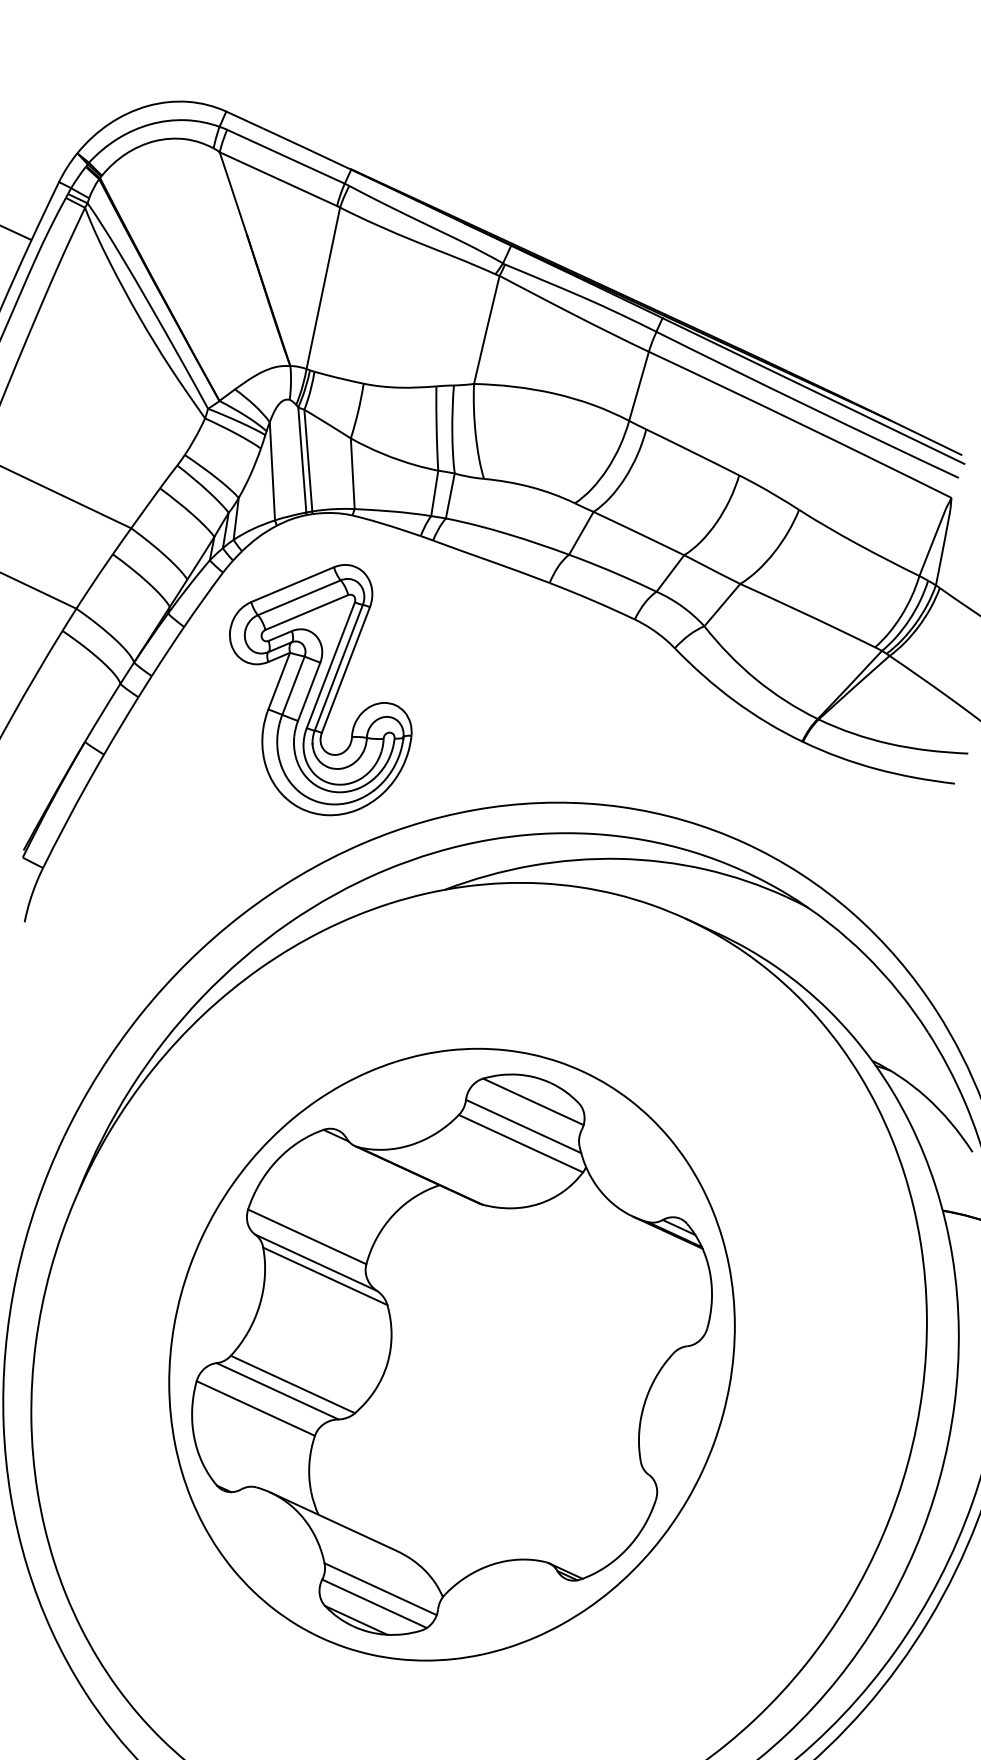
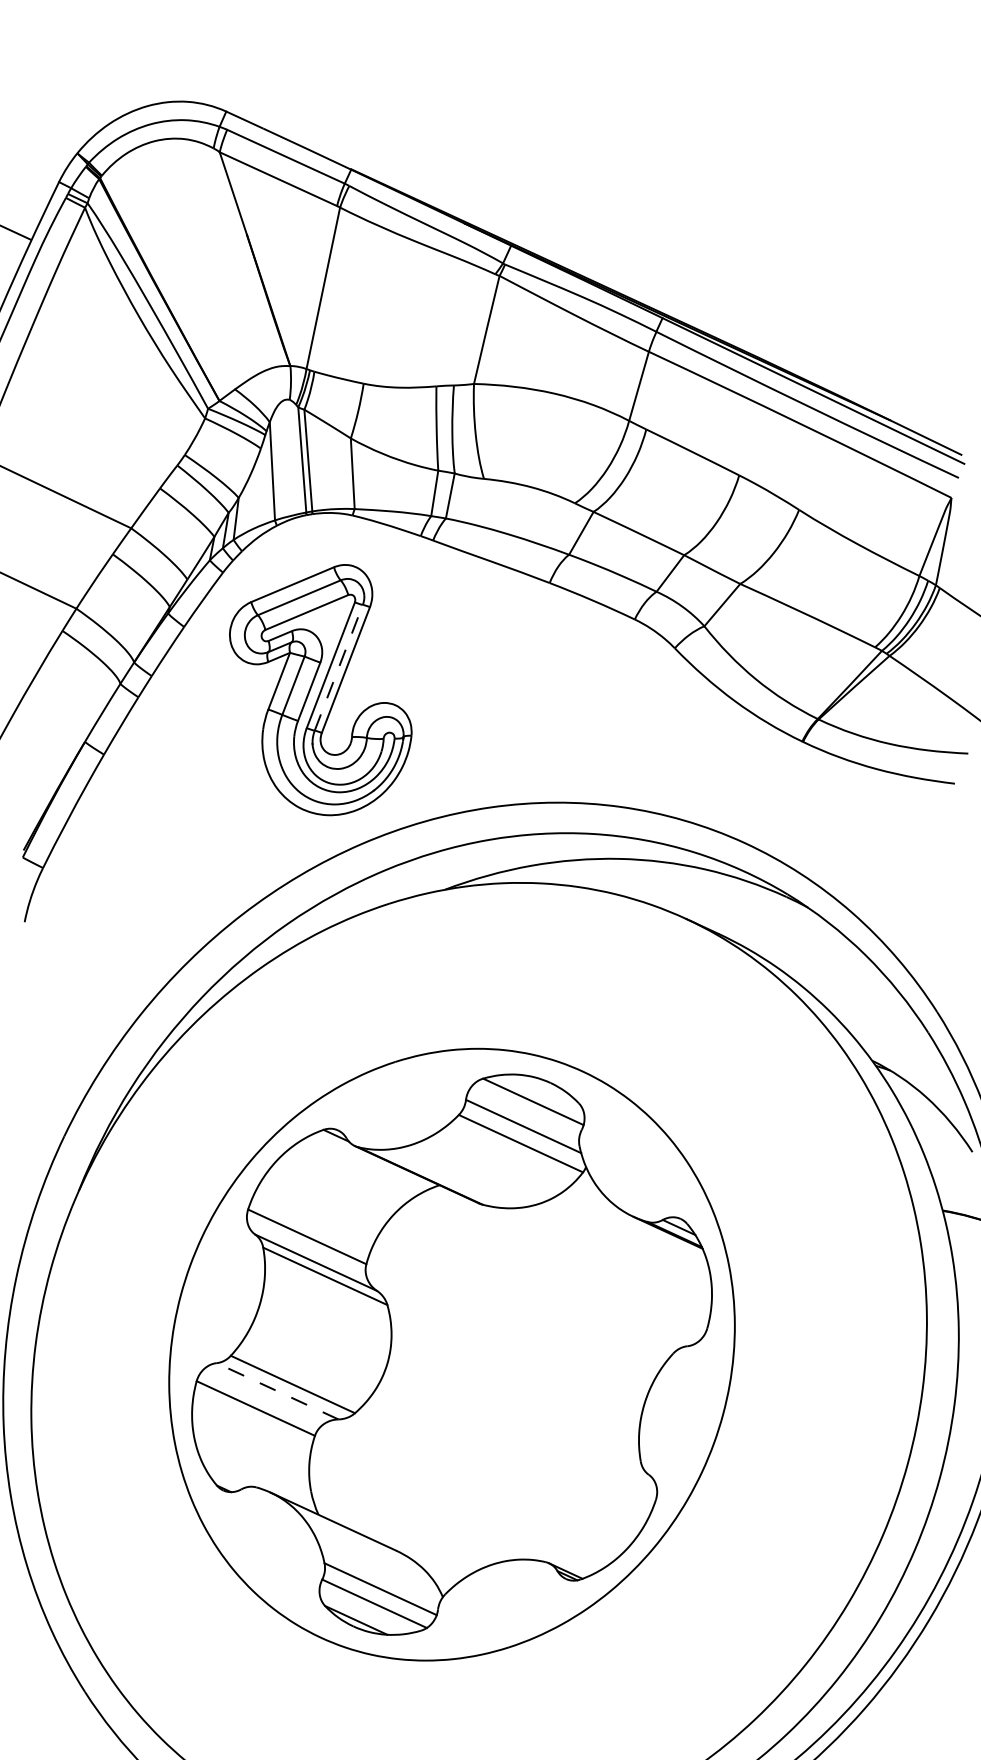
line: solid -> dashed (339, 667)
line: solid -> dashed (277, 1391)
